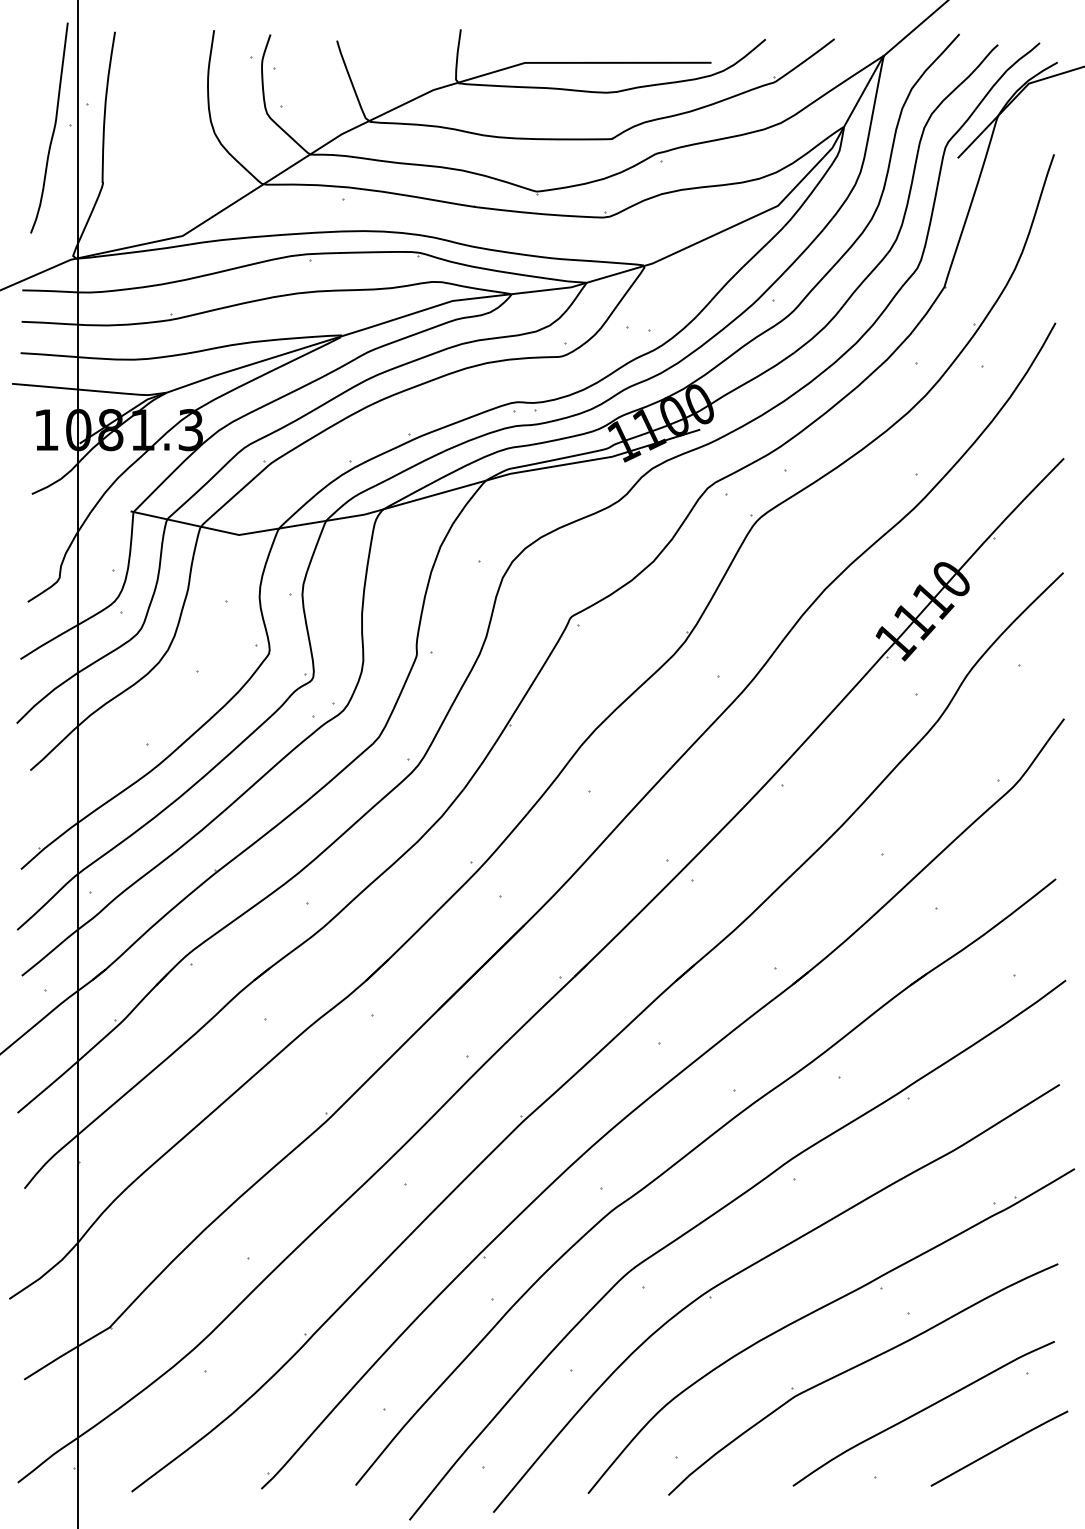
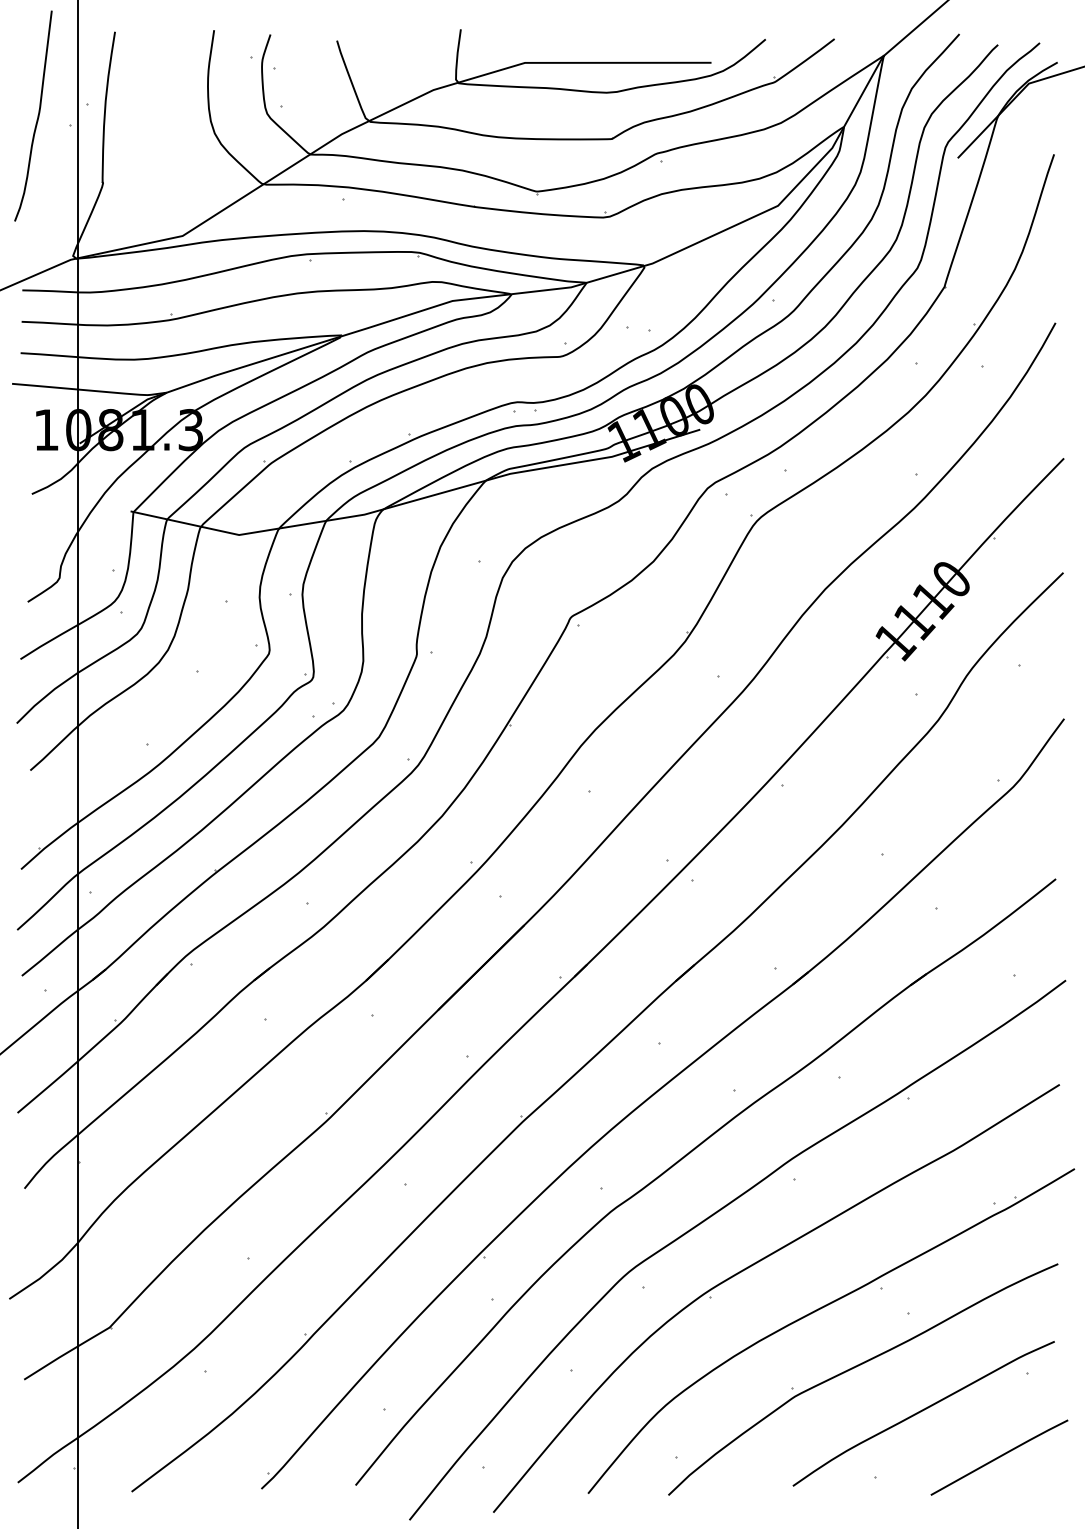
curve position: (53, 127) -> (37, 115) (37, 115)
line position: (999, 1448) -> (999, 1457) (999, 1457)
